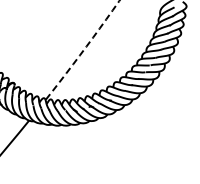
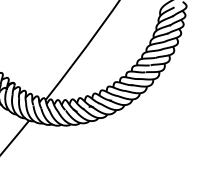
arc: dashed -> solid (83, 50)
